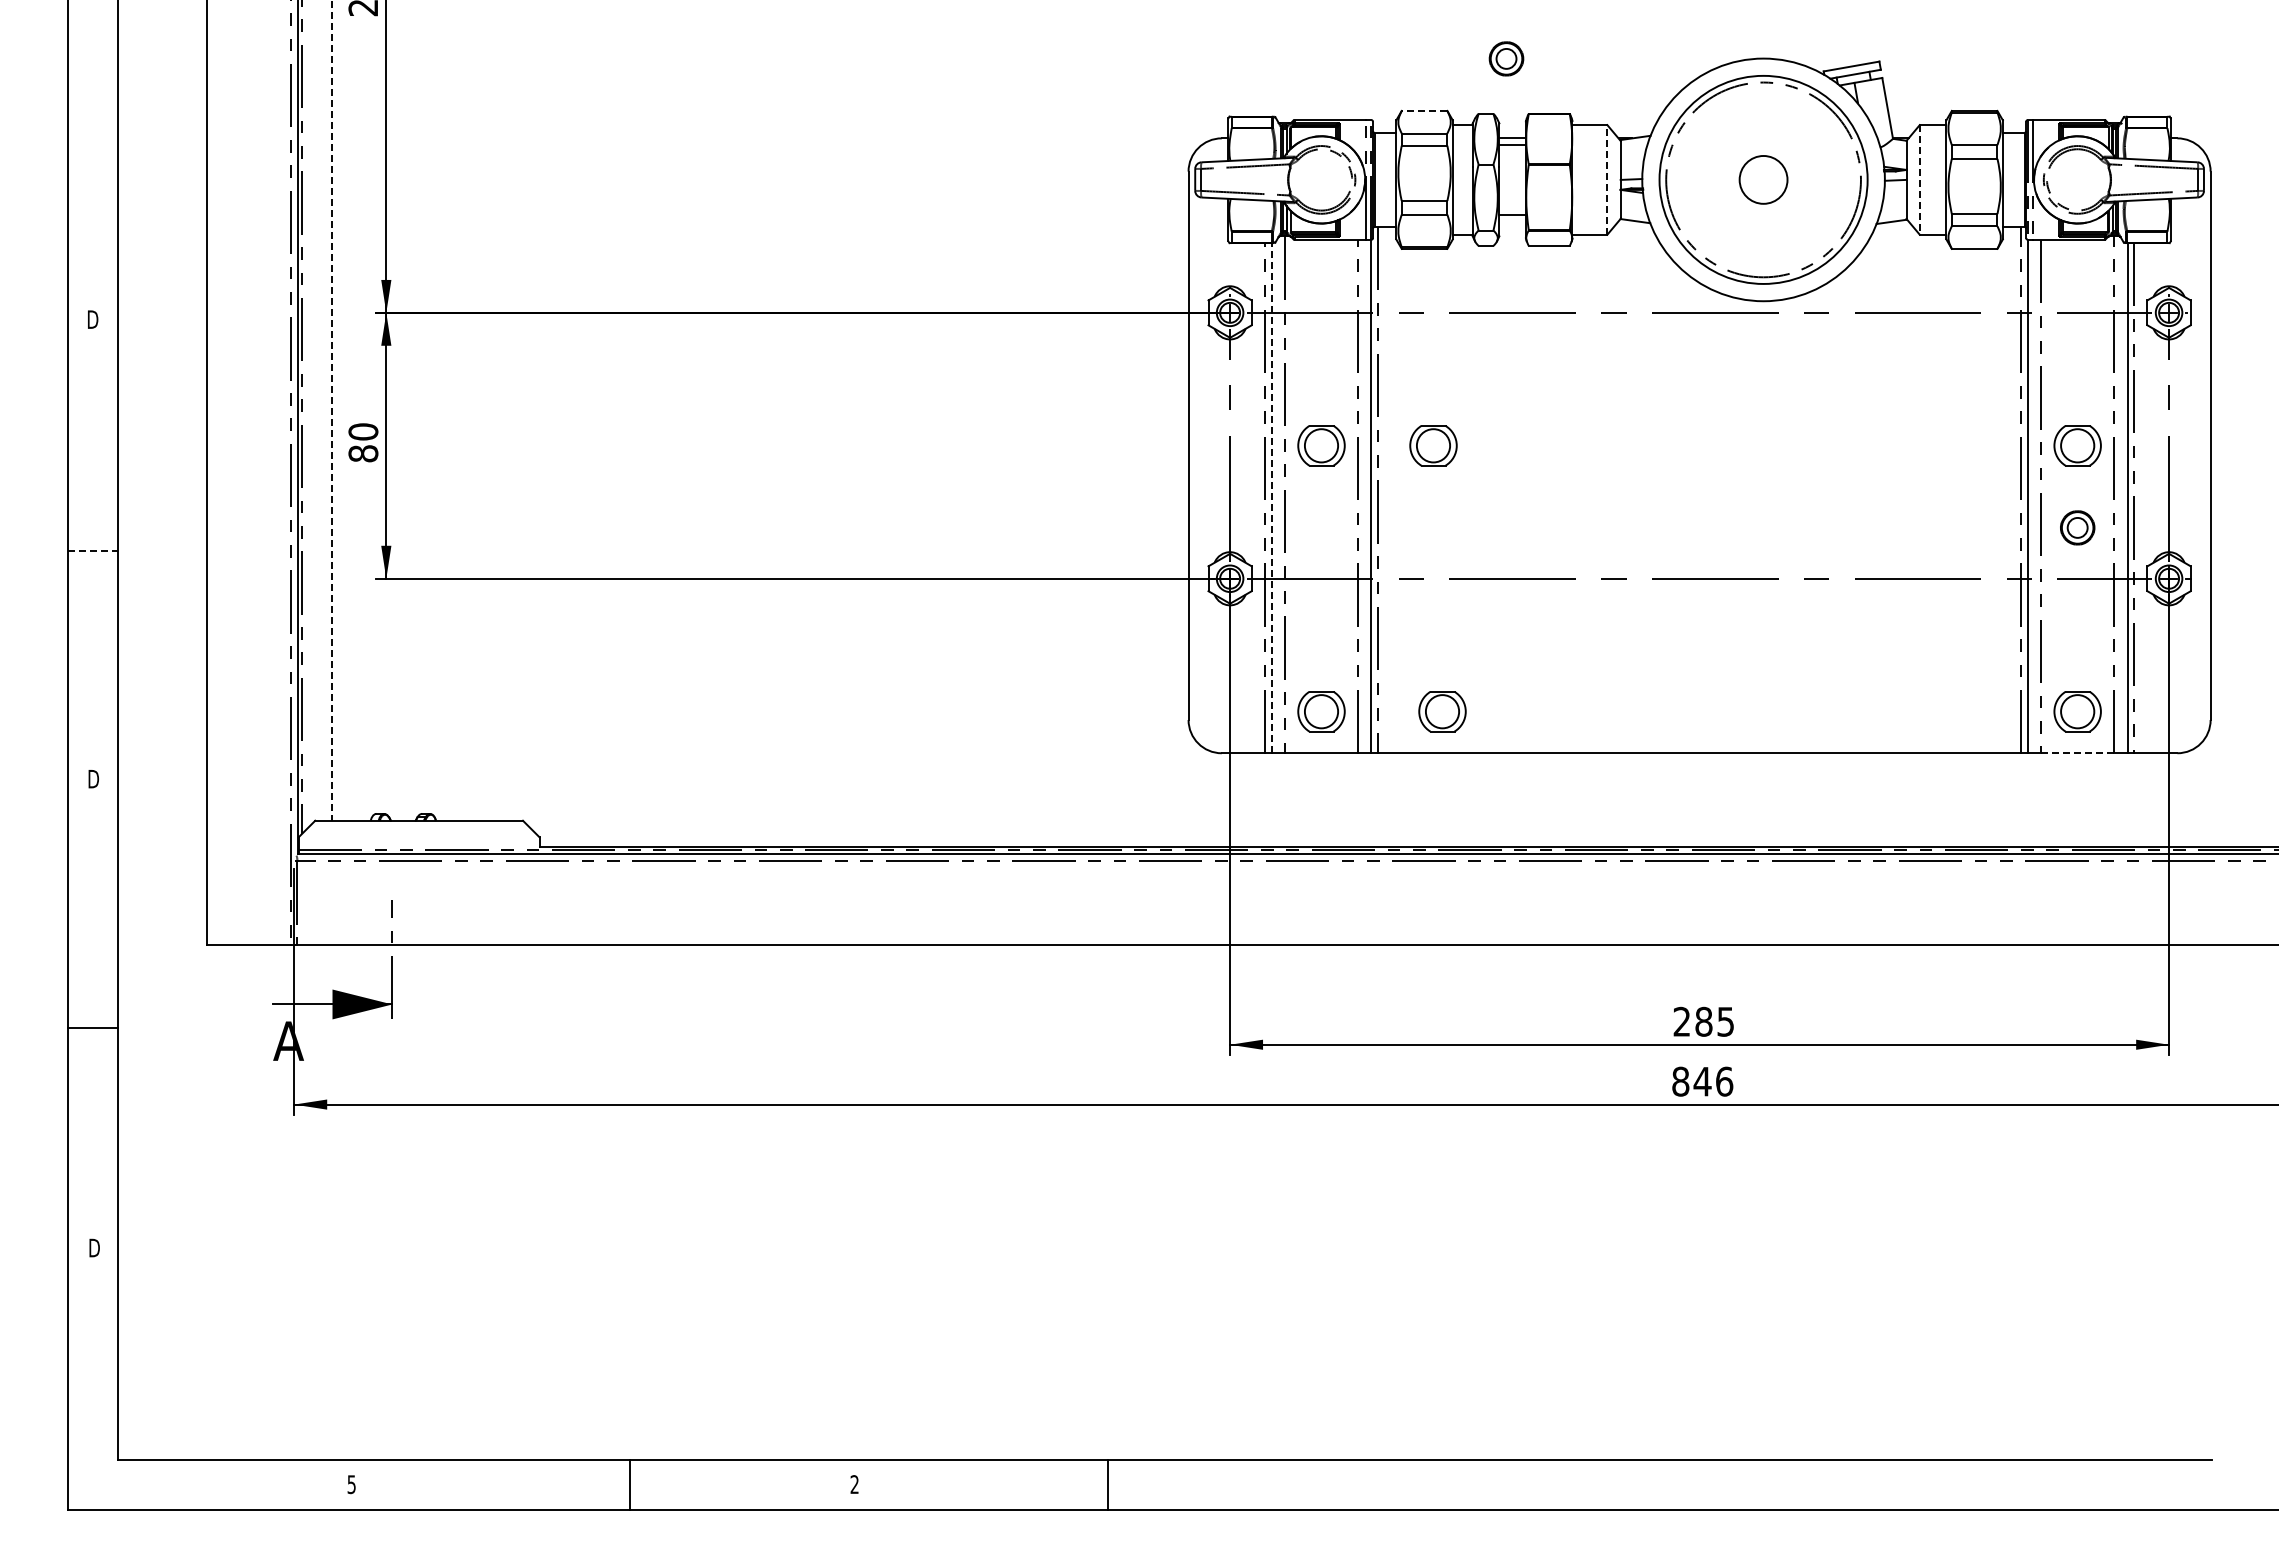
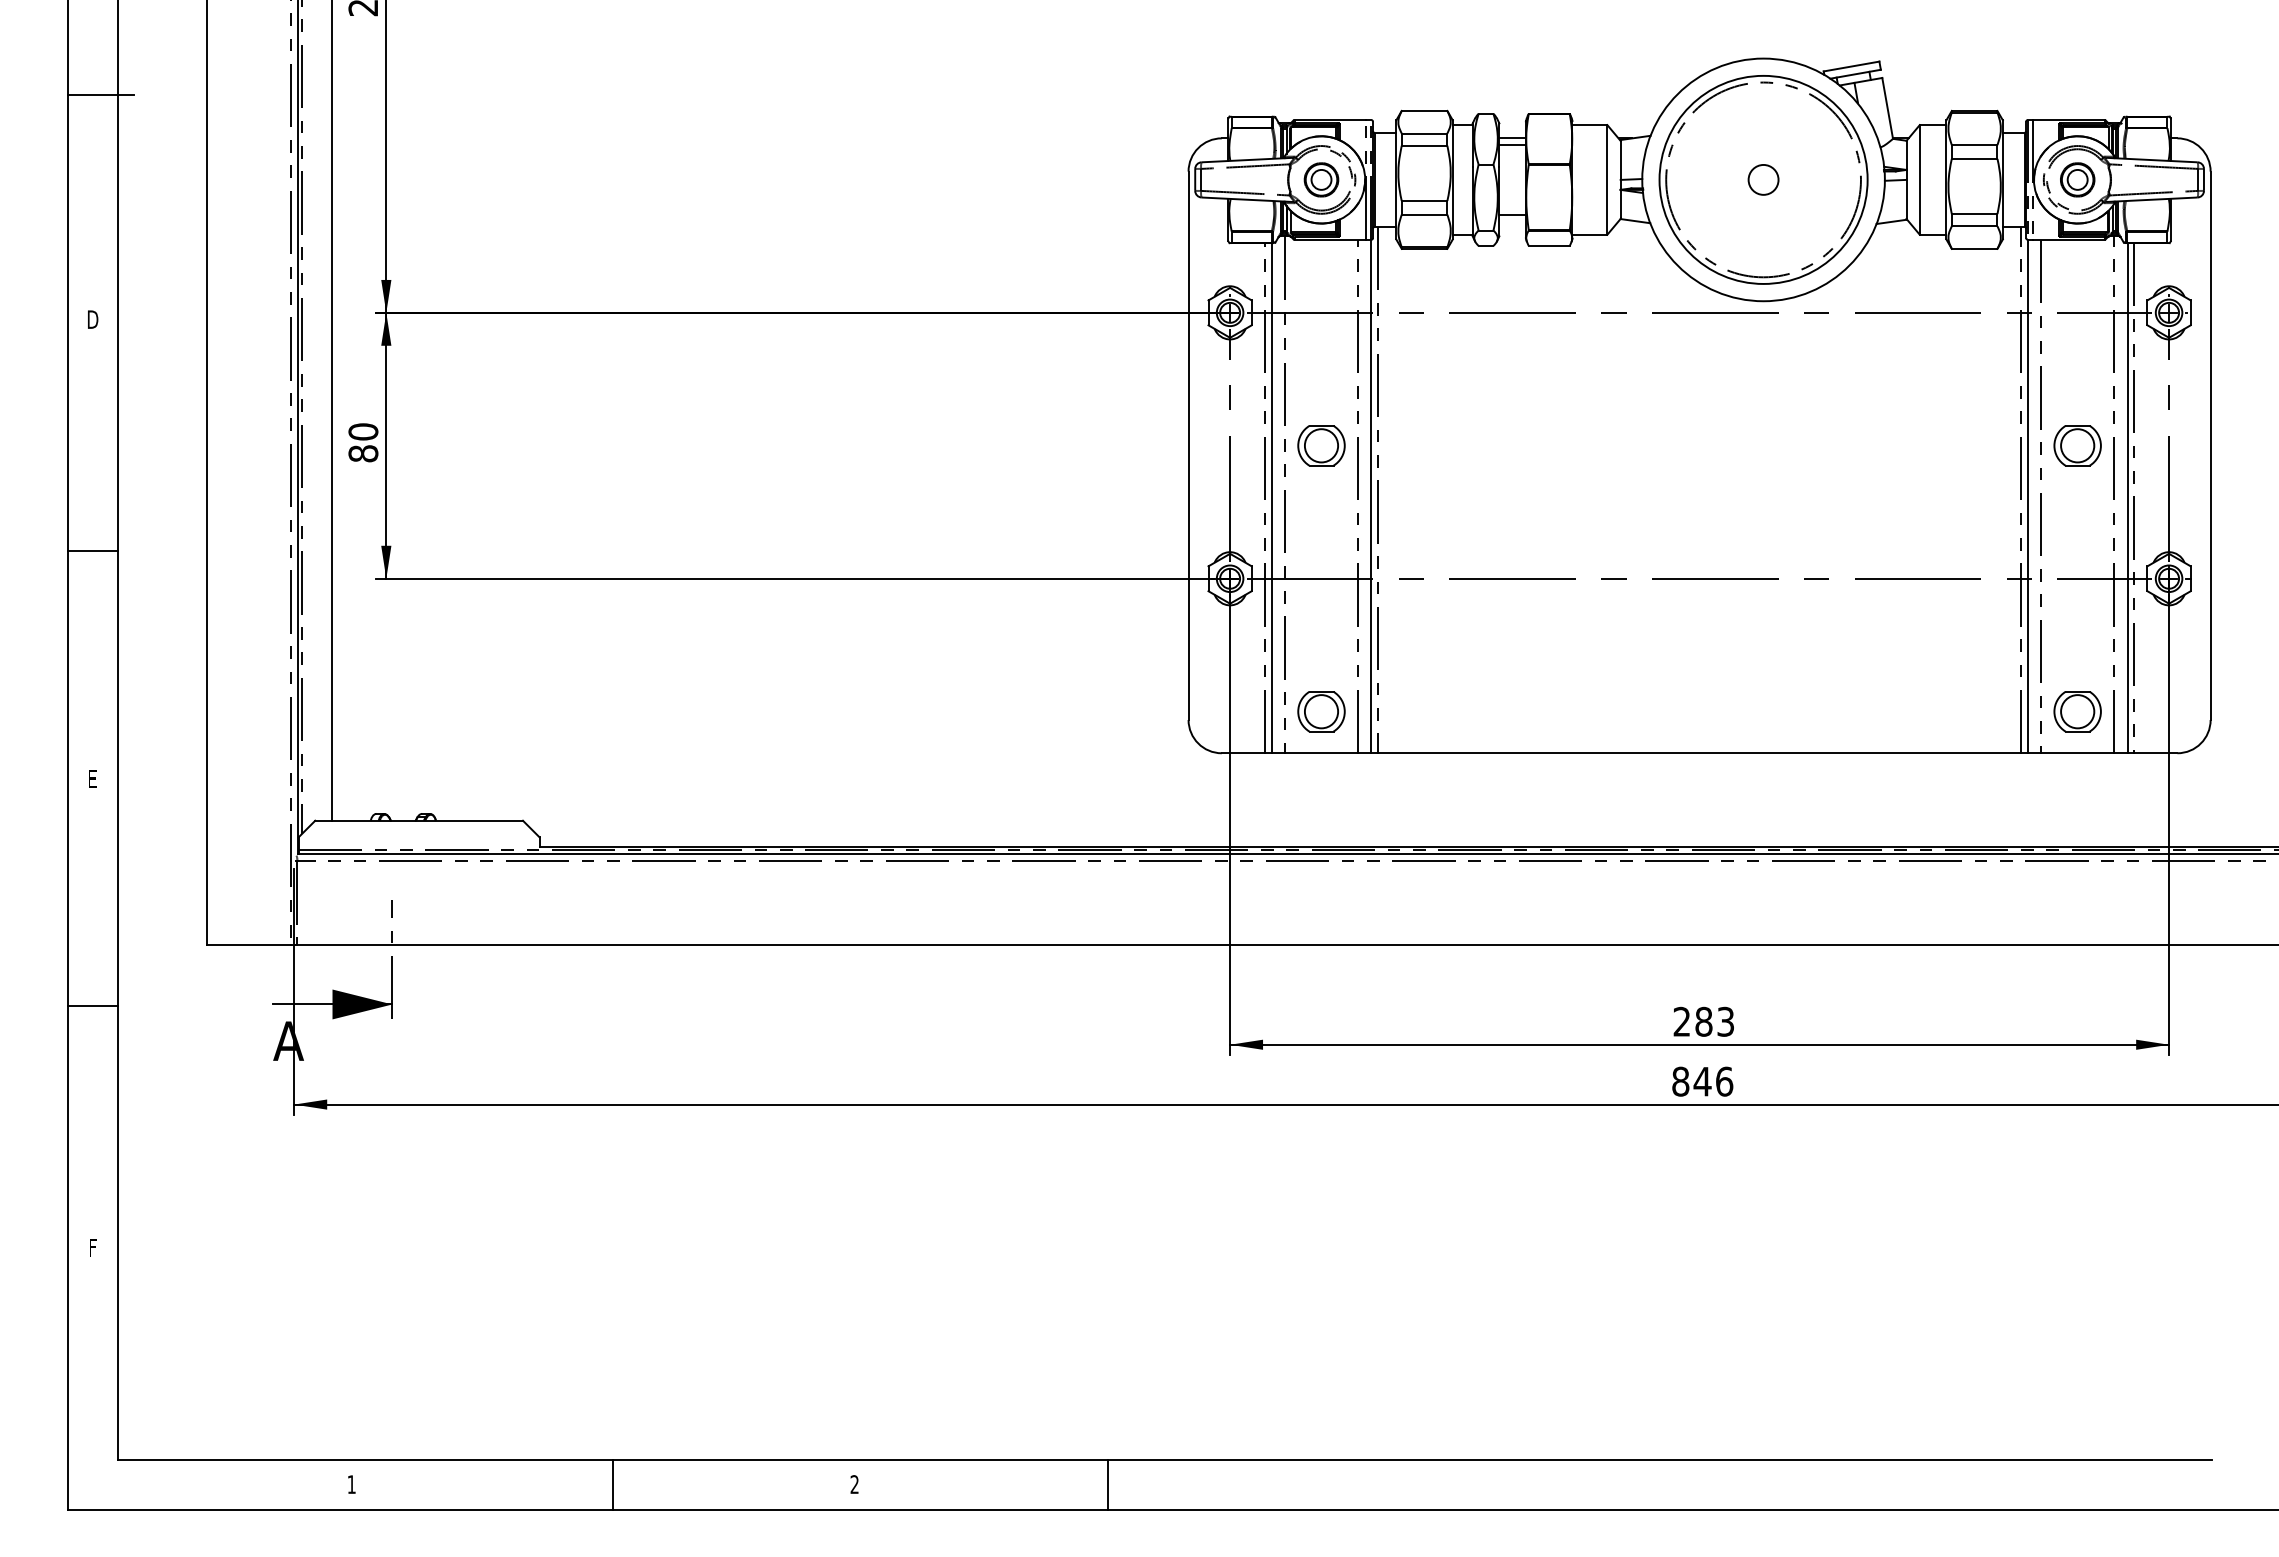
part position: (1506, 58) -> (1321, 179) (1321, 179)
line: none -> present (100, 94)
line: dashed -> solid (1424, 110)
line: dashed -> solid (1607, 179)
circle diameter: 48 px -> 30 px (1763, 179)
line: dashed -> solid (1919, 179)
line: dashed -> solid (331, 410)
part: present -> none (1433, 445)
line: dashed -> solid (1271, 497)
part position: (2077, 527) -> (2077, 179) (2077, 179)
line: dashed -> solid (93, 550)
part: present -> none (1442, 711)
line: dashed -> solid (2077, 753)
text: D -> E (93, 779)
text: 285 -> 283 (1725, 1021)
line position: (93, 1028) -> (93, 1006) (93, 1006)
text: D -> F (94, 1247)
text: 5 -> 1 (351, 1484)
line position: (630, 1485) -> (613, 1485) (613, 1485)
